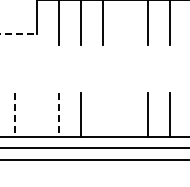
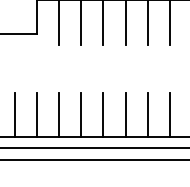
line: none -> present (125, 23)
line: dashed -> solid (18, 33)
line: none -> present (36, 114)
line: none -> present (103, 114)
line: none -> present (125, 114)
line: dashed -> solid (14, 115)
line: dashed -> solid (59, 115)
